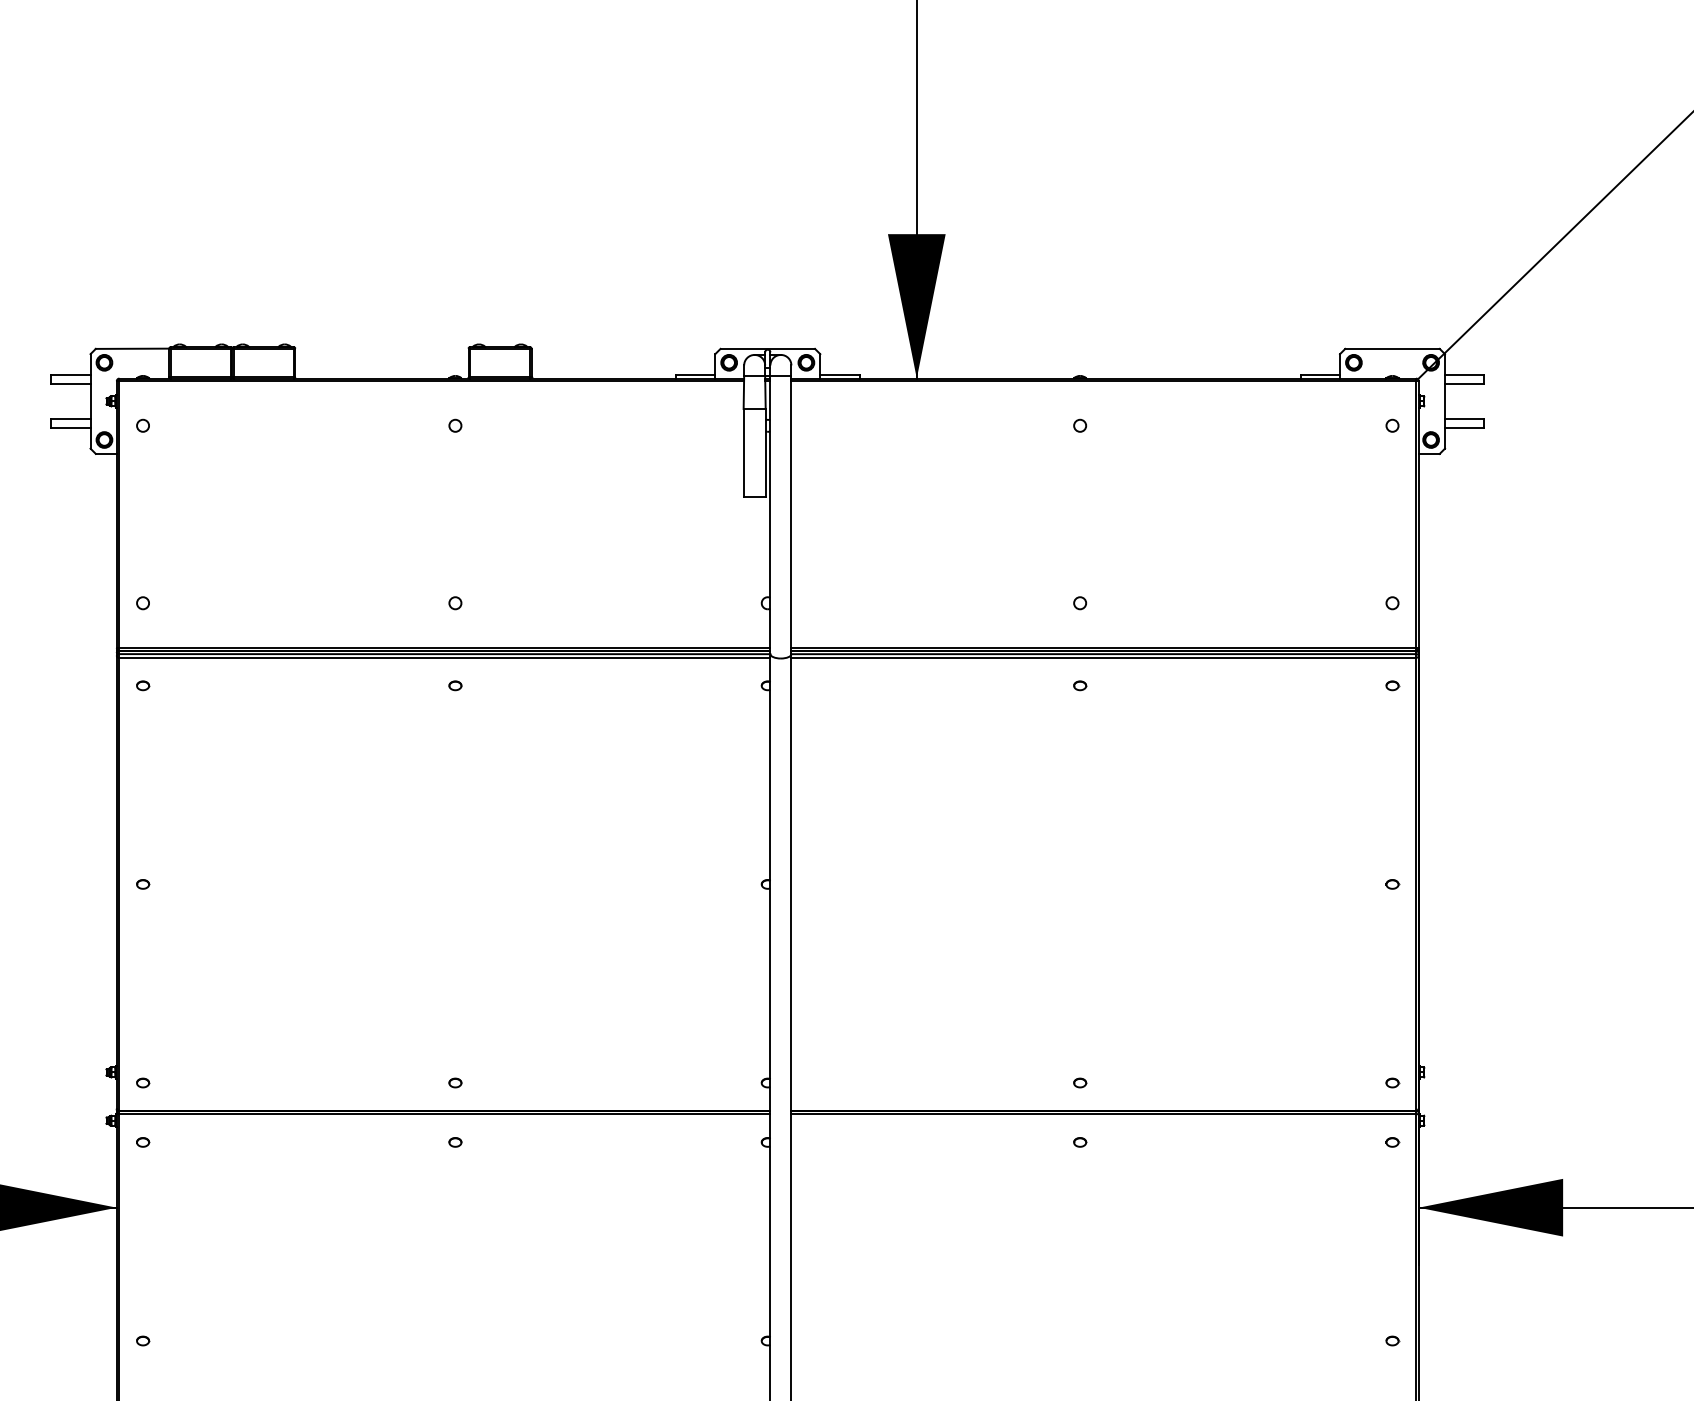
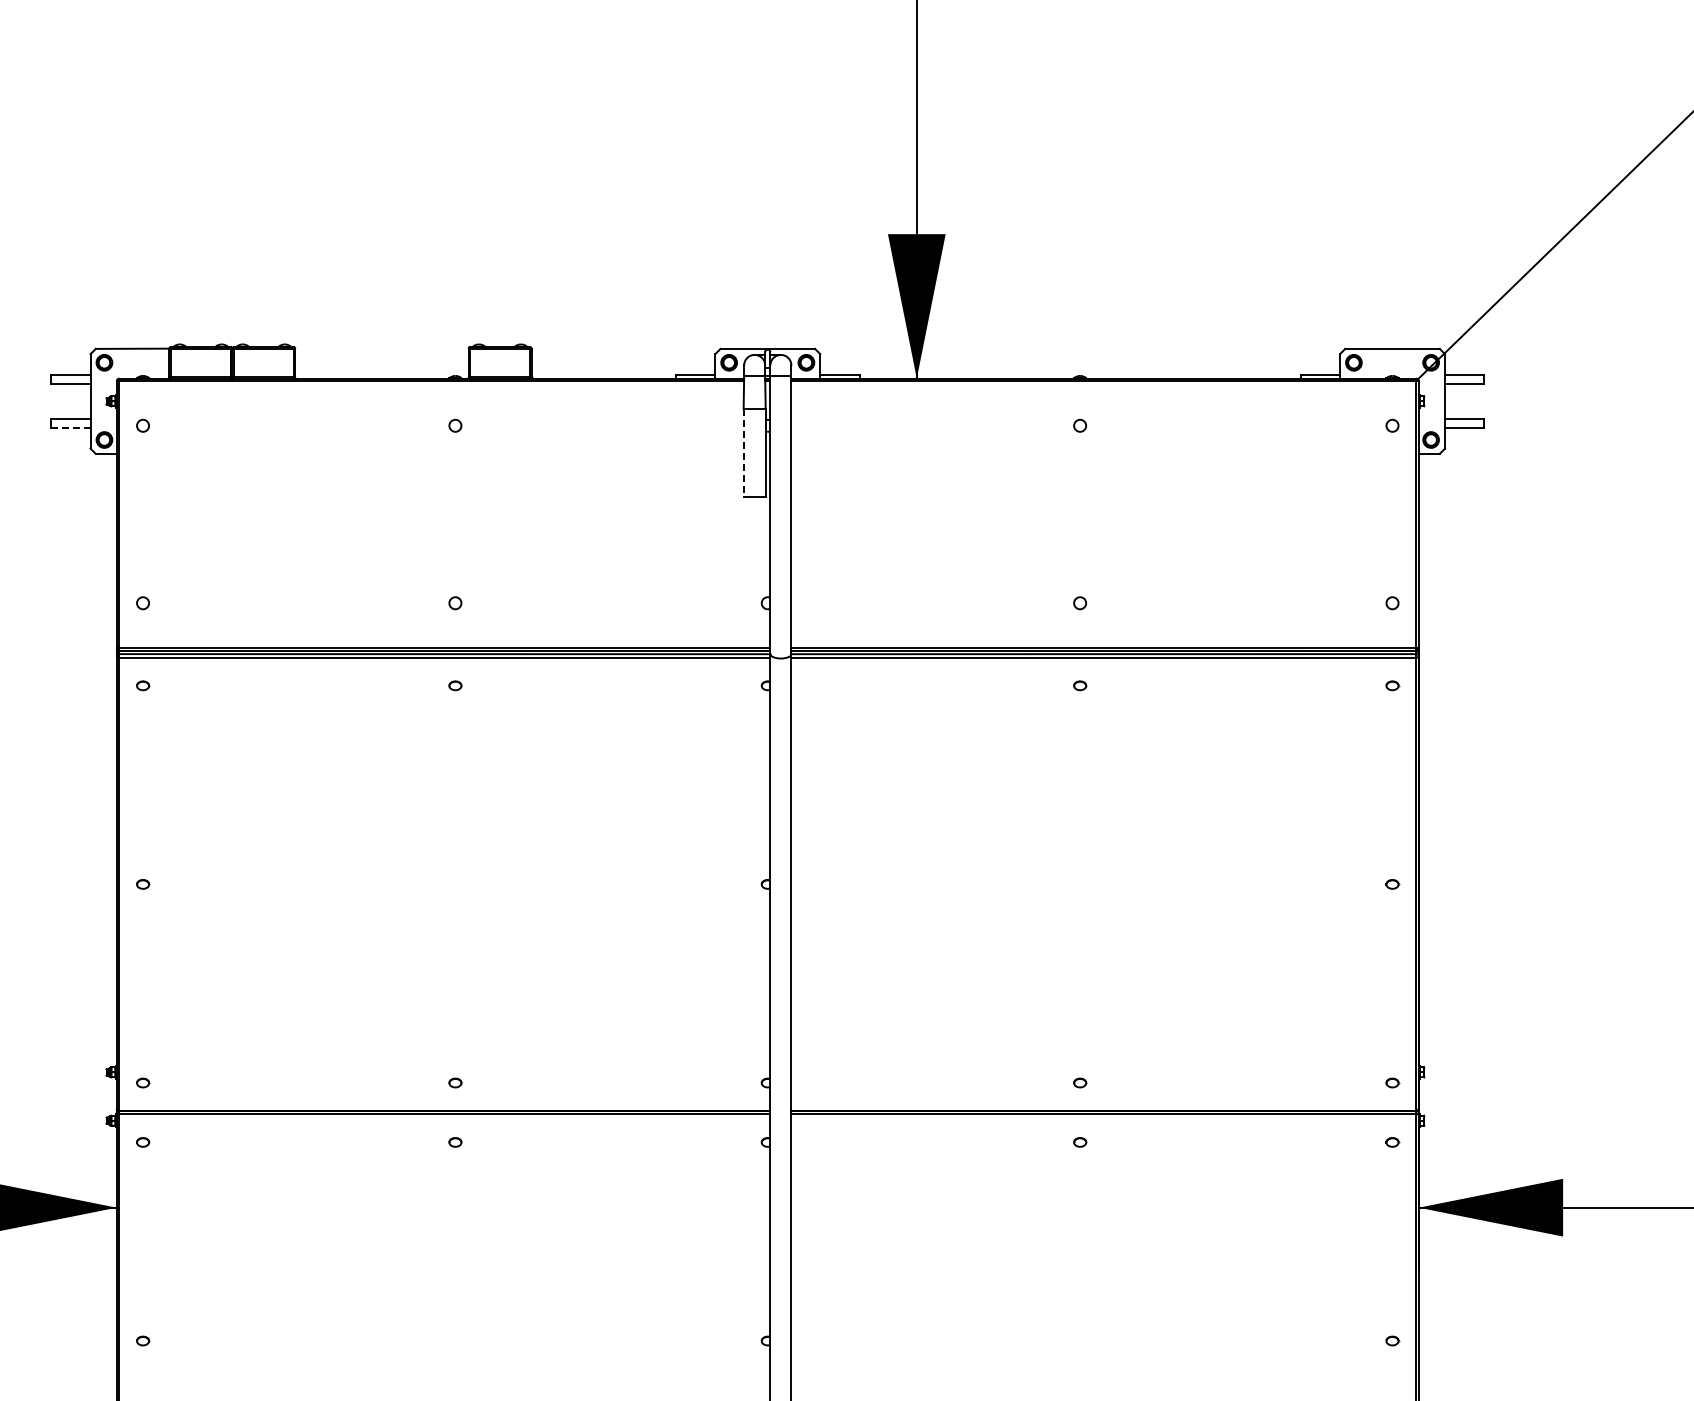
line: solid -> dashed (70, 427)
line: solid -> dashed (743, 452)
